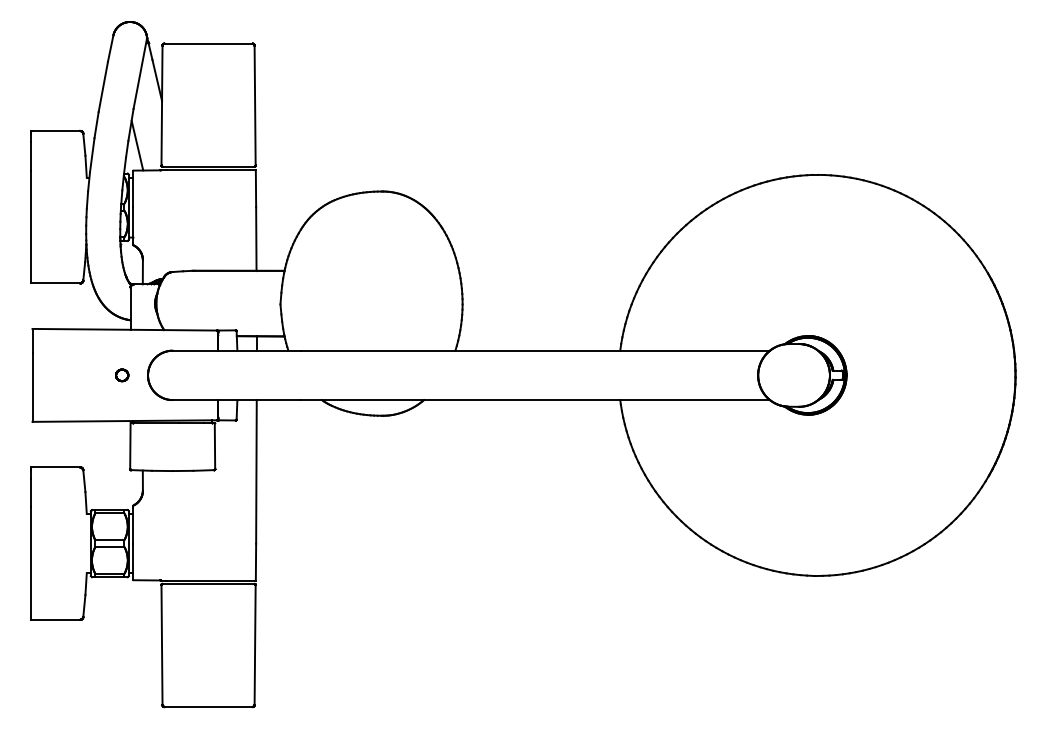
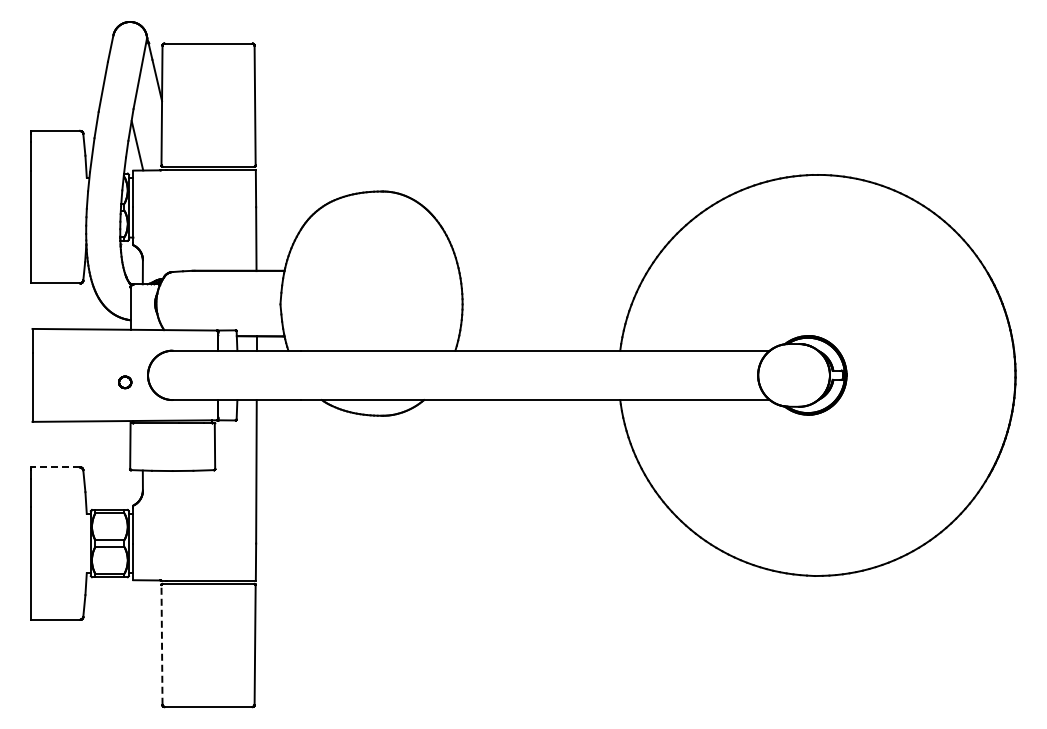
part position: (122, 375) -> (125, 382) (125, 382)
line: solid -> dashed (55, 467)
line: solid -> dashed (162, 645)
